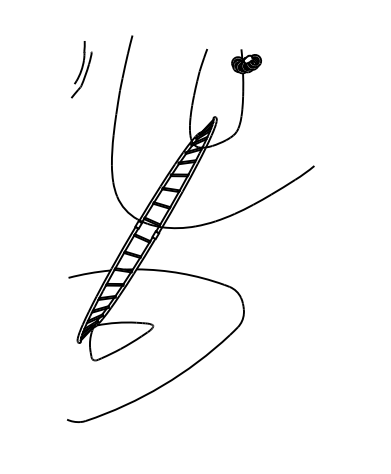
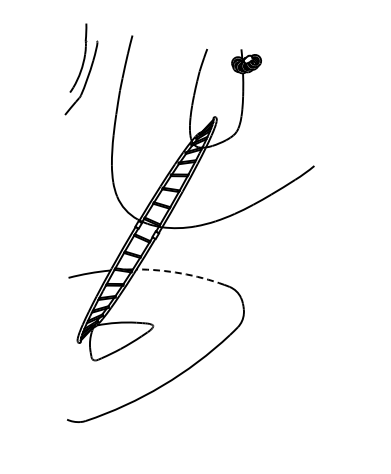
part size: 22x58 px -> 35x93 px (81, 69)
arc: solid -> dashed (181, 273)
